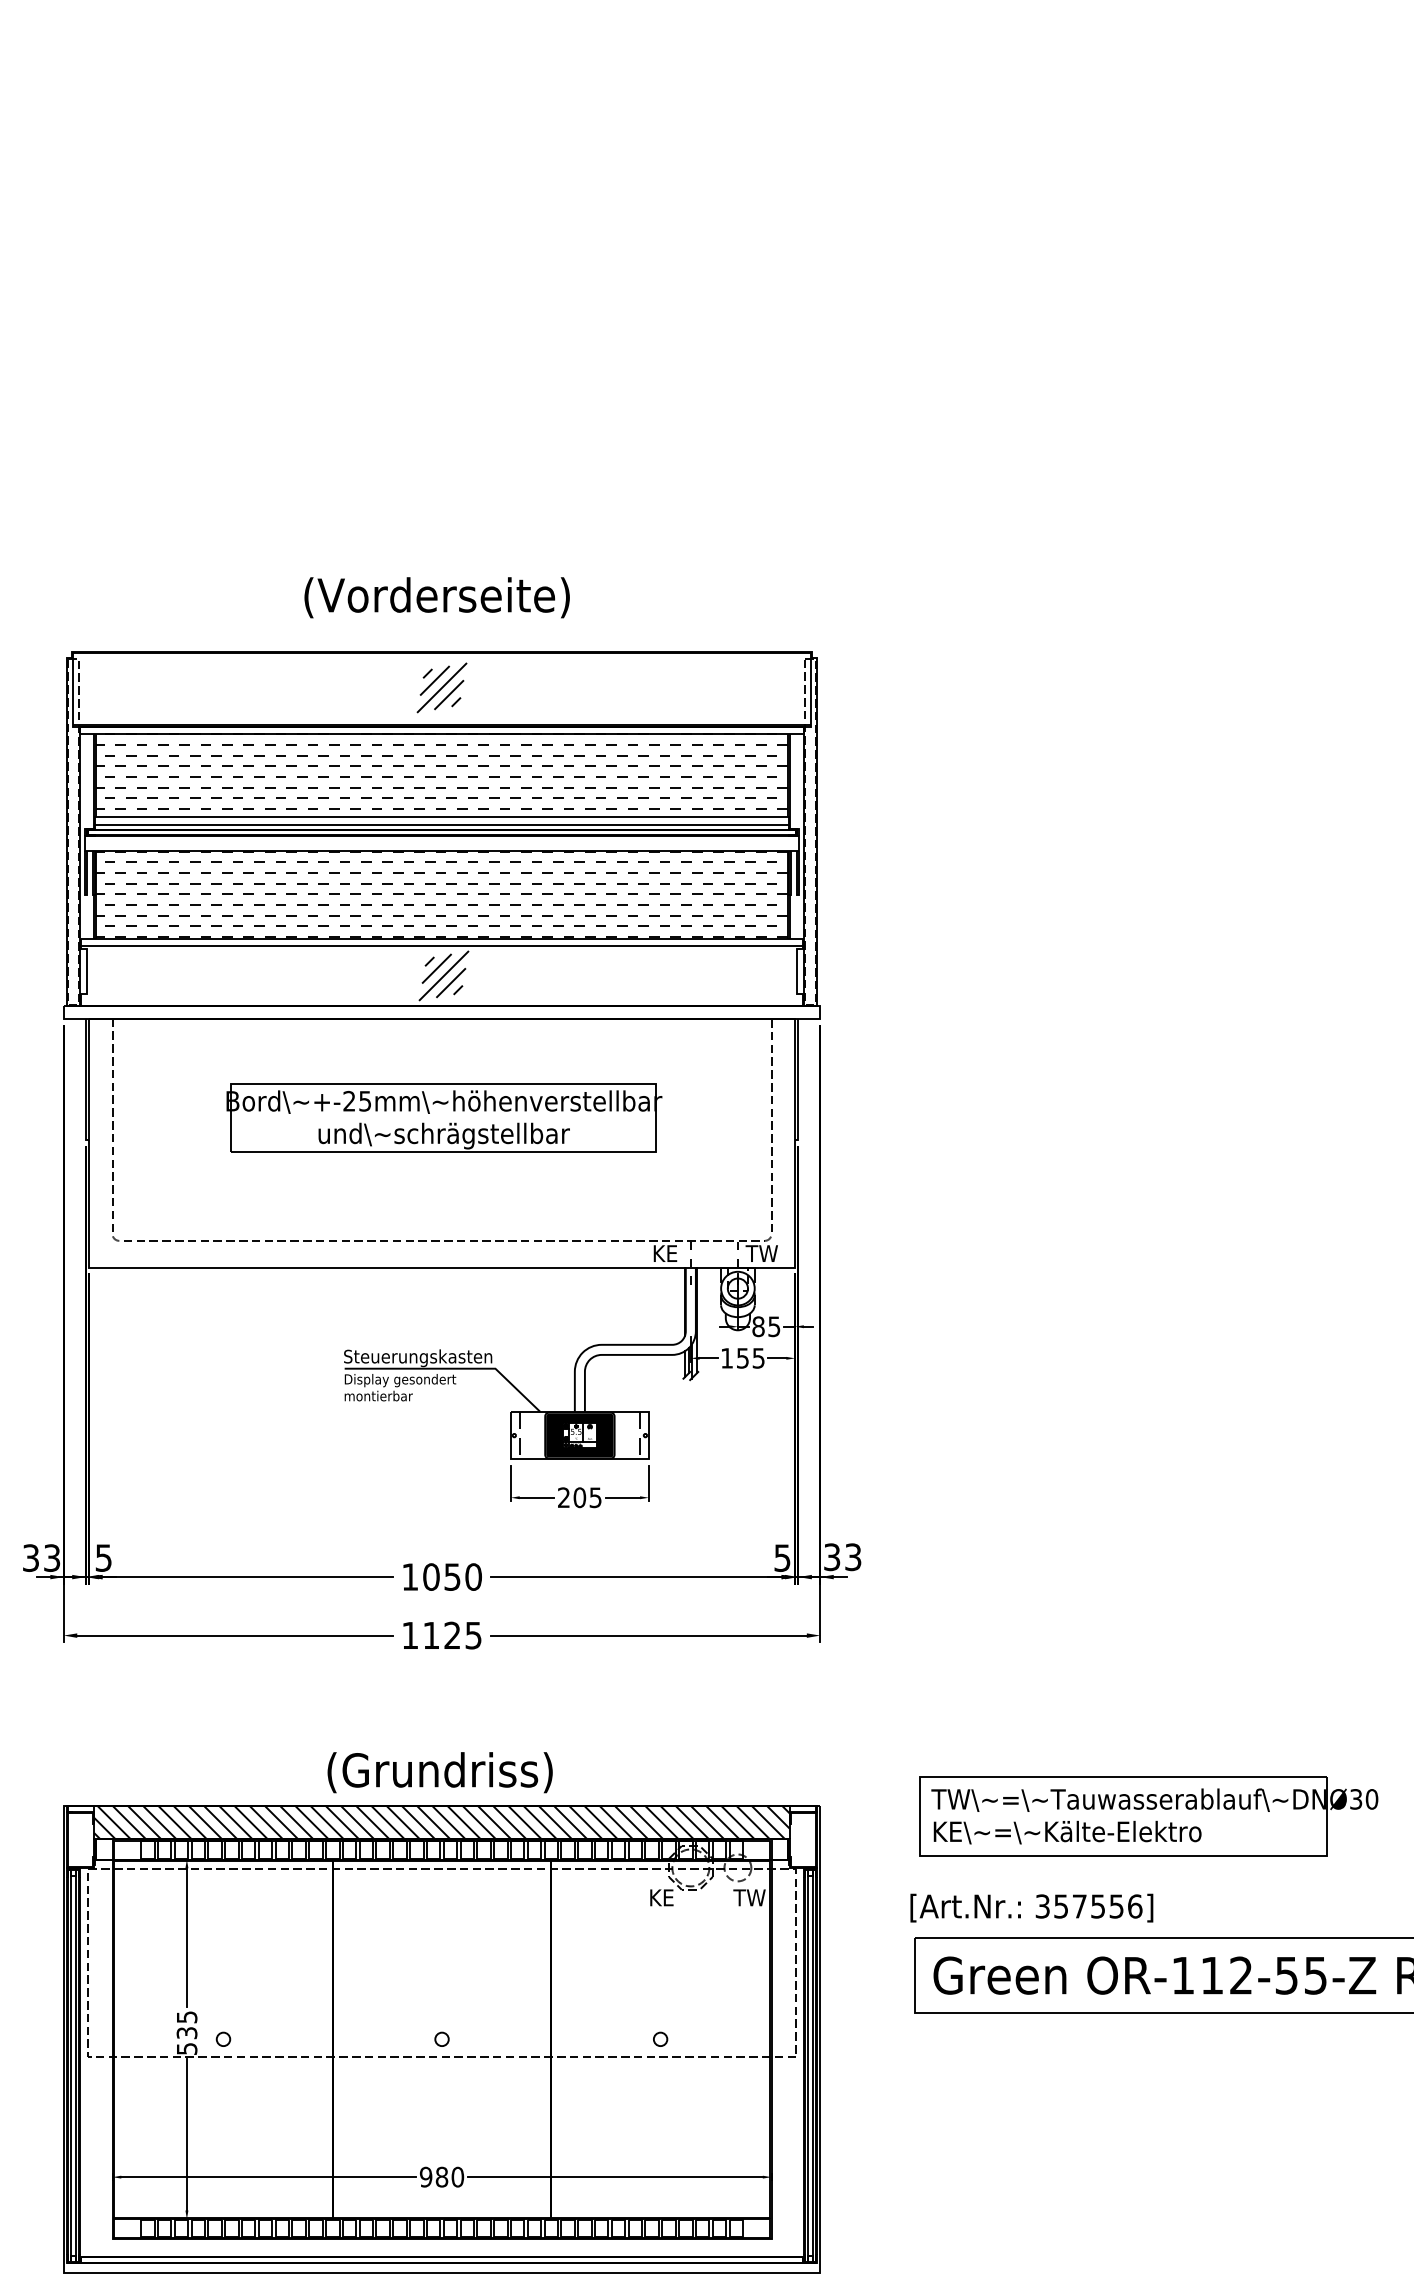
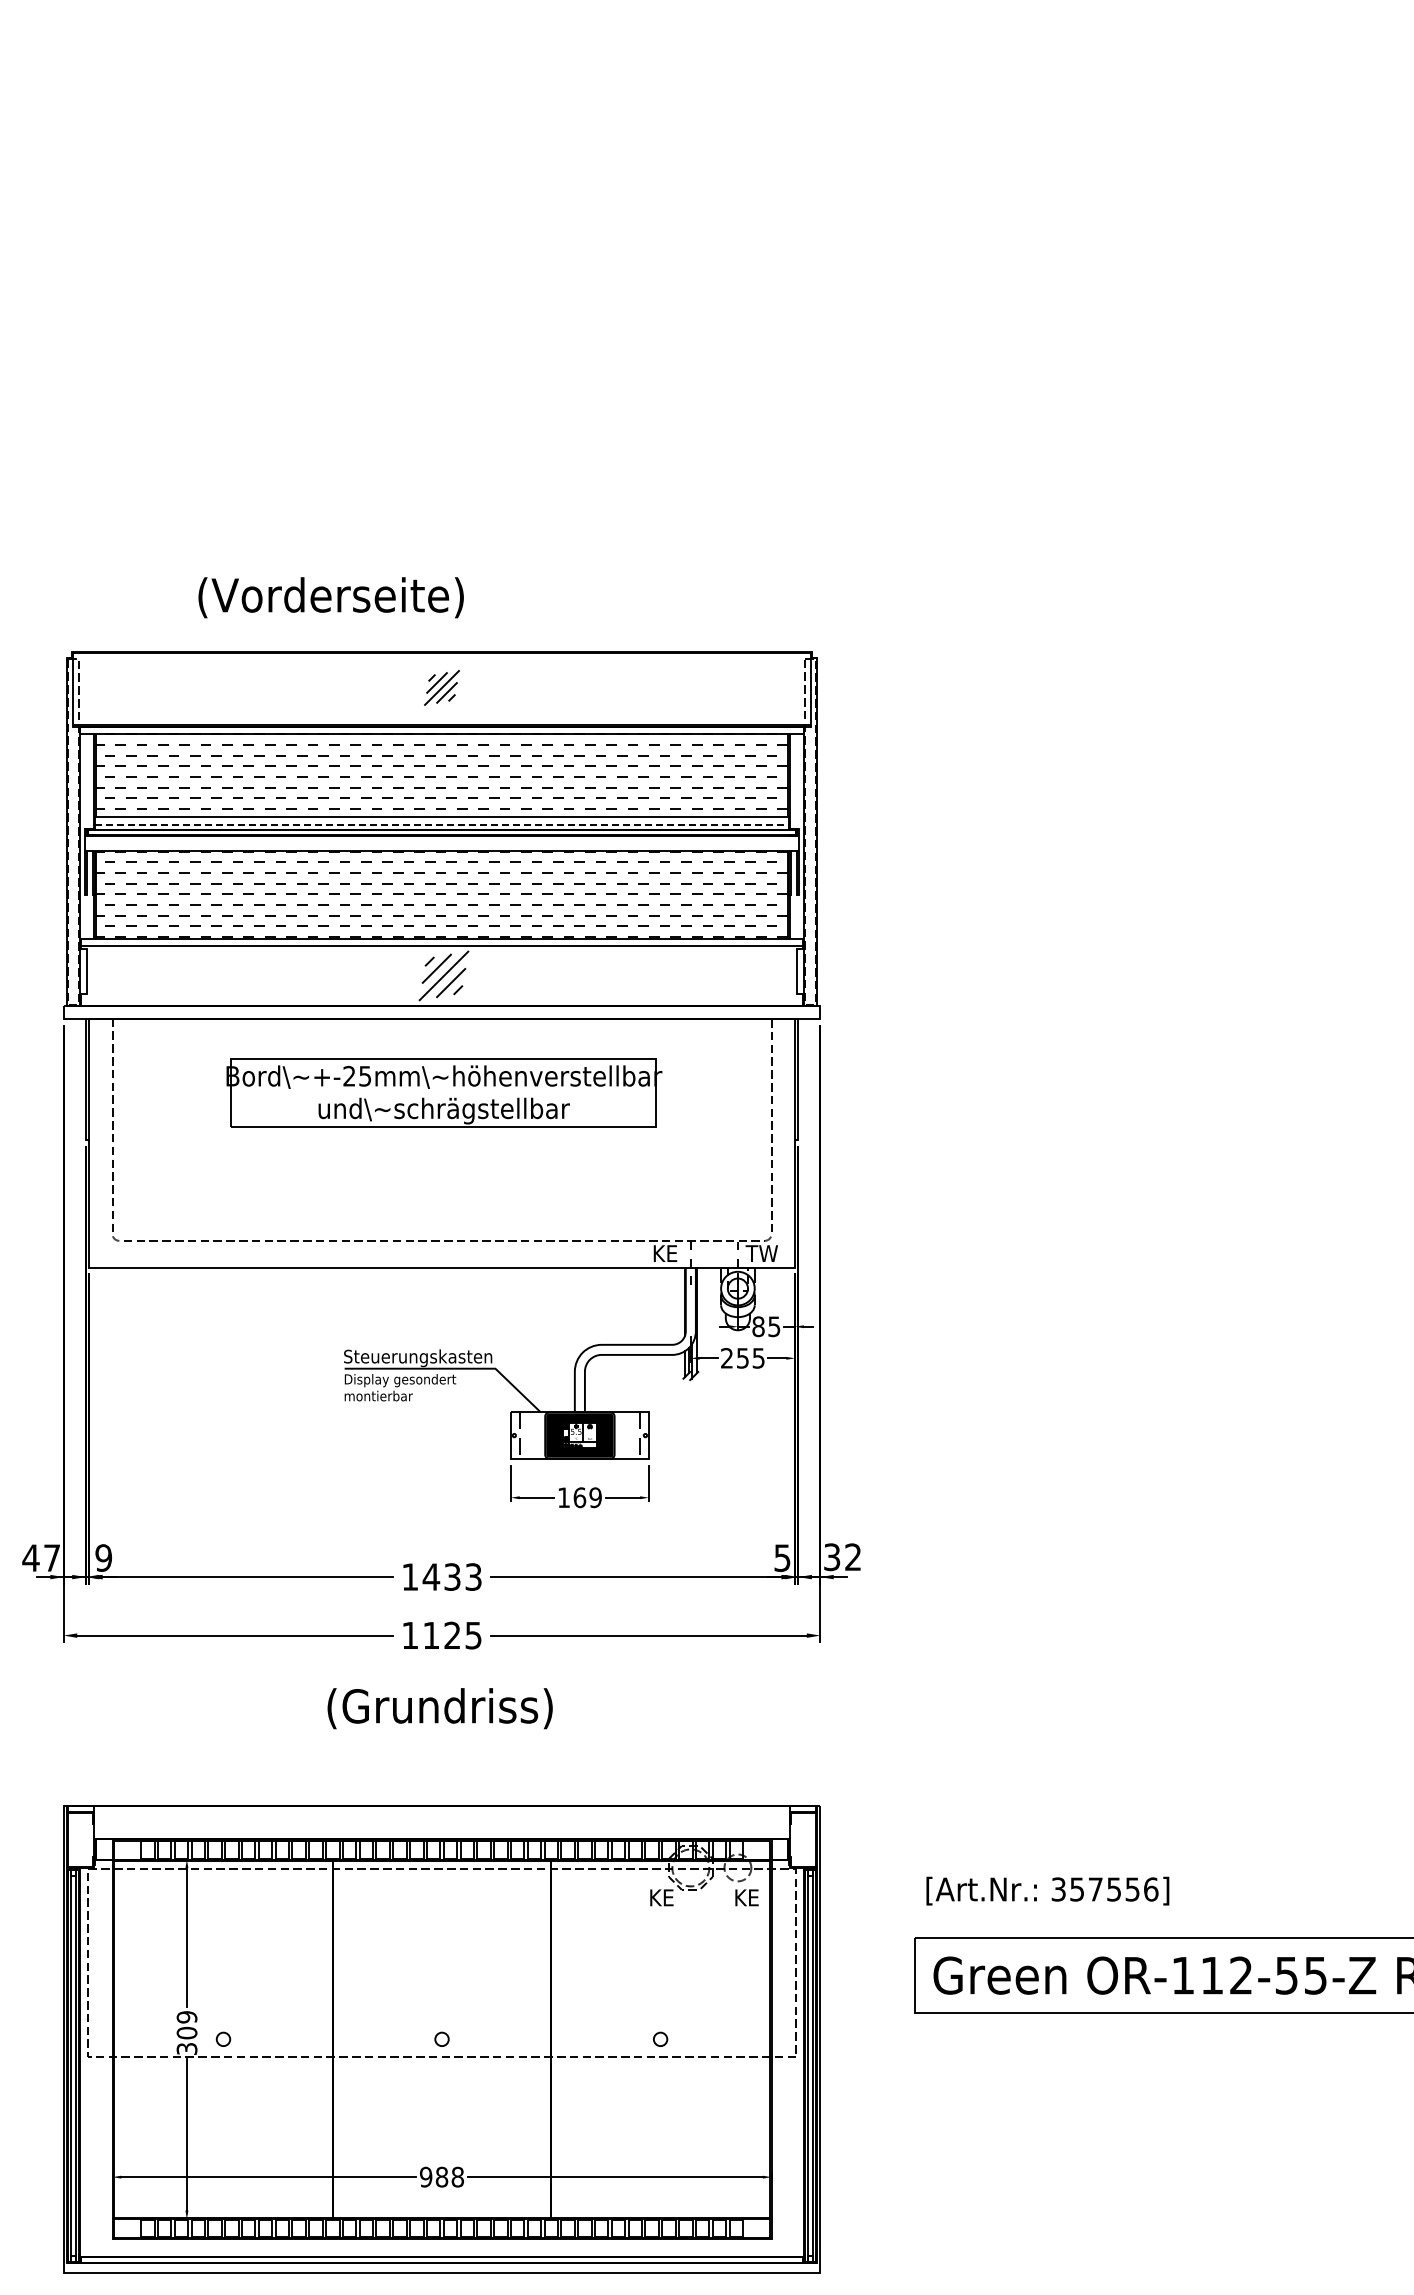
text position: (436, 597) -> (330, 597) (330, 597)
part size: 52x52 px -> 36x36 px (441, 687)
line: solid -> dashed (442, 825)
part position: (444, 1117) -> (444, 1092) (444, 1092)
text: 155 -> 255 (726, 1358)
text: 205 -> 169 (579, 1497)
text: 33 -> 47 (41, 1557)
text: 5 -> 9 (103, 1557)
text: 33 -> 32 (853, 1557)
text: 1050 -> 1433 (451, 1576)
text position: (439, 1772) -> (439, 1708) (439, 1708)
part: present -> none (1148, 1816)
hatch: present -> none (442, 1822)
text: TW -> KE (749, 1897)
text position: (1031, 1907) -> (1047, 1890) (1047, 1890)
text: 535 -> 309 (186, 2032)
text: 980 -> 988 (457, 2177)
